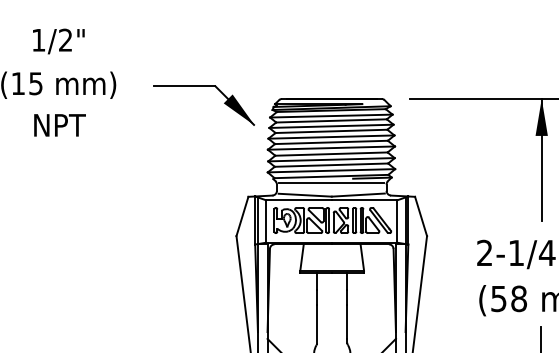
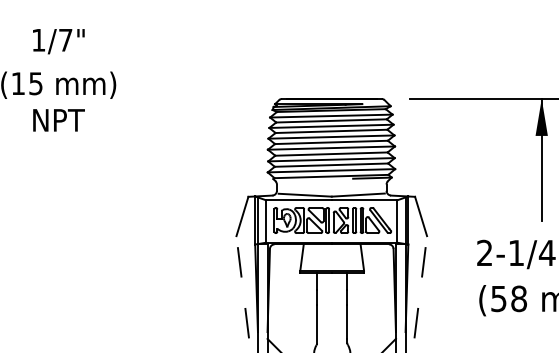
text: 1/2" -> 1/7" (65, 39)
part: present -> none (203, 86)
text position: (59, 125) -> (58, 120) (58, 120)
line: present -> none (331, 182)
line: solid -> dashed (243, 294)
line: solid -> dashed (419, 294)
line: present -> none (541, 337)
